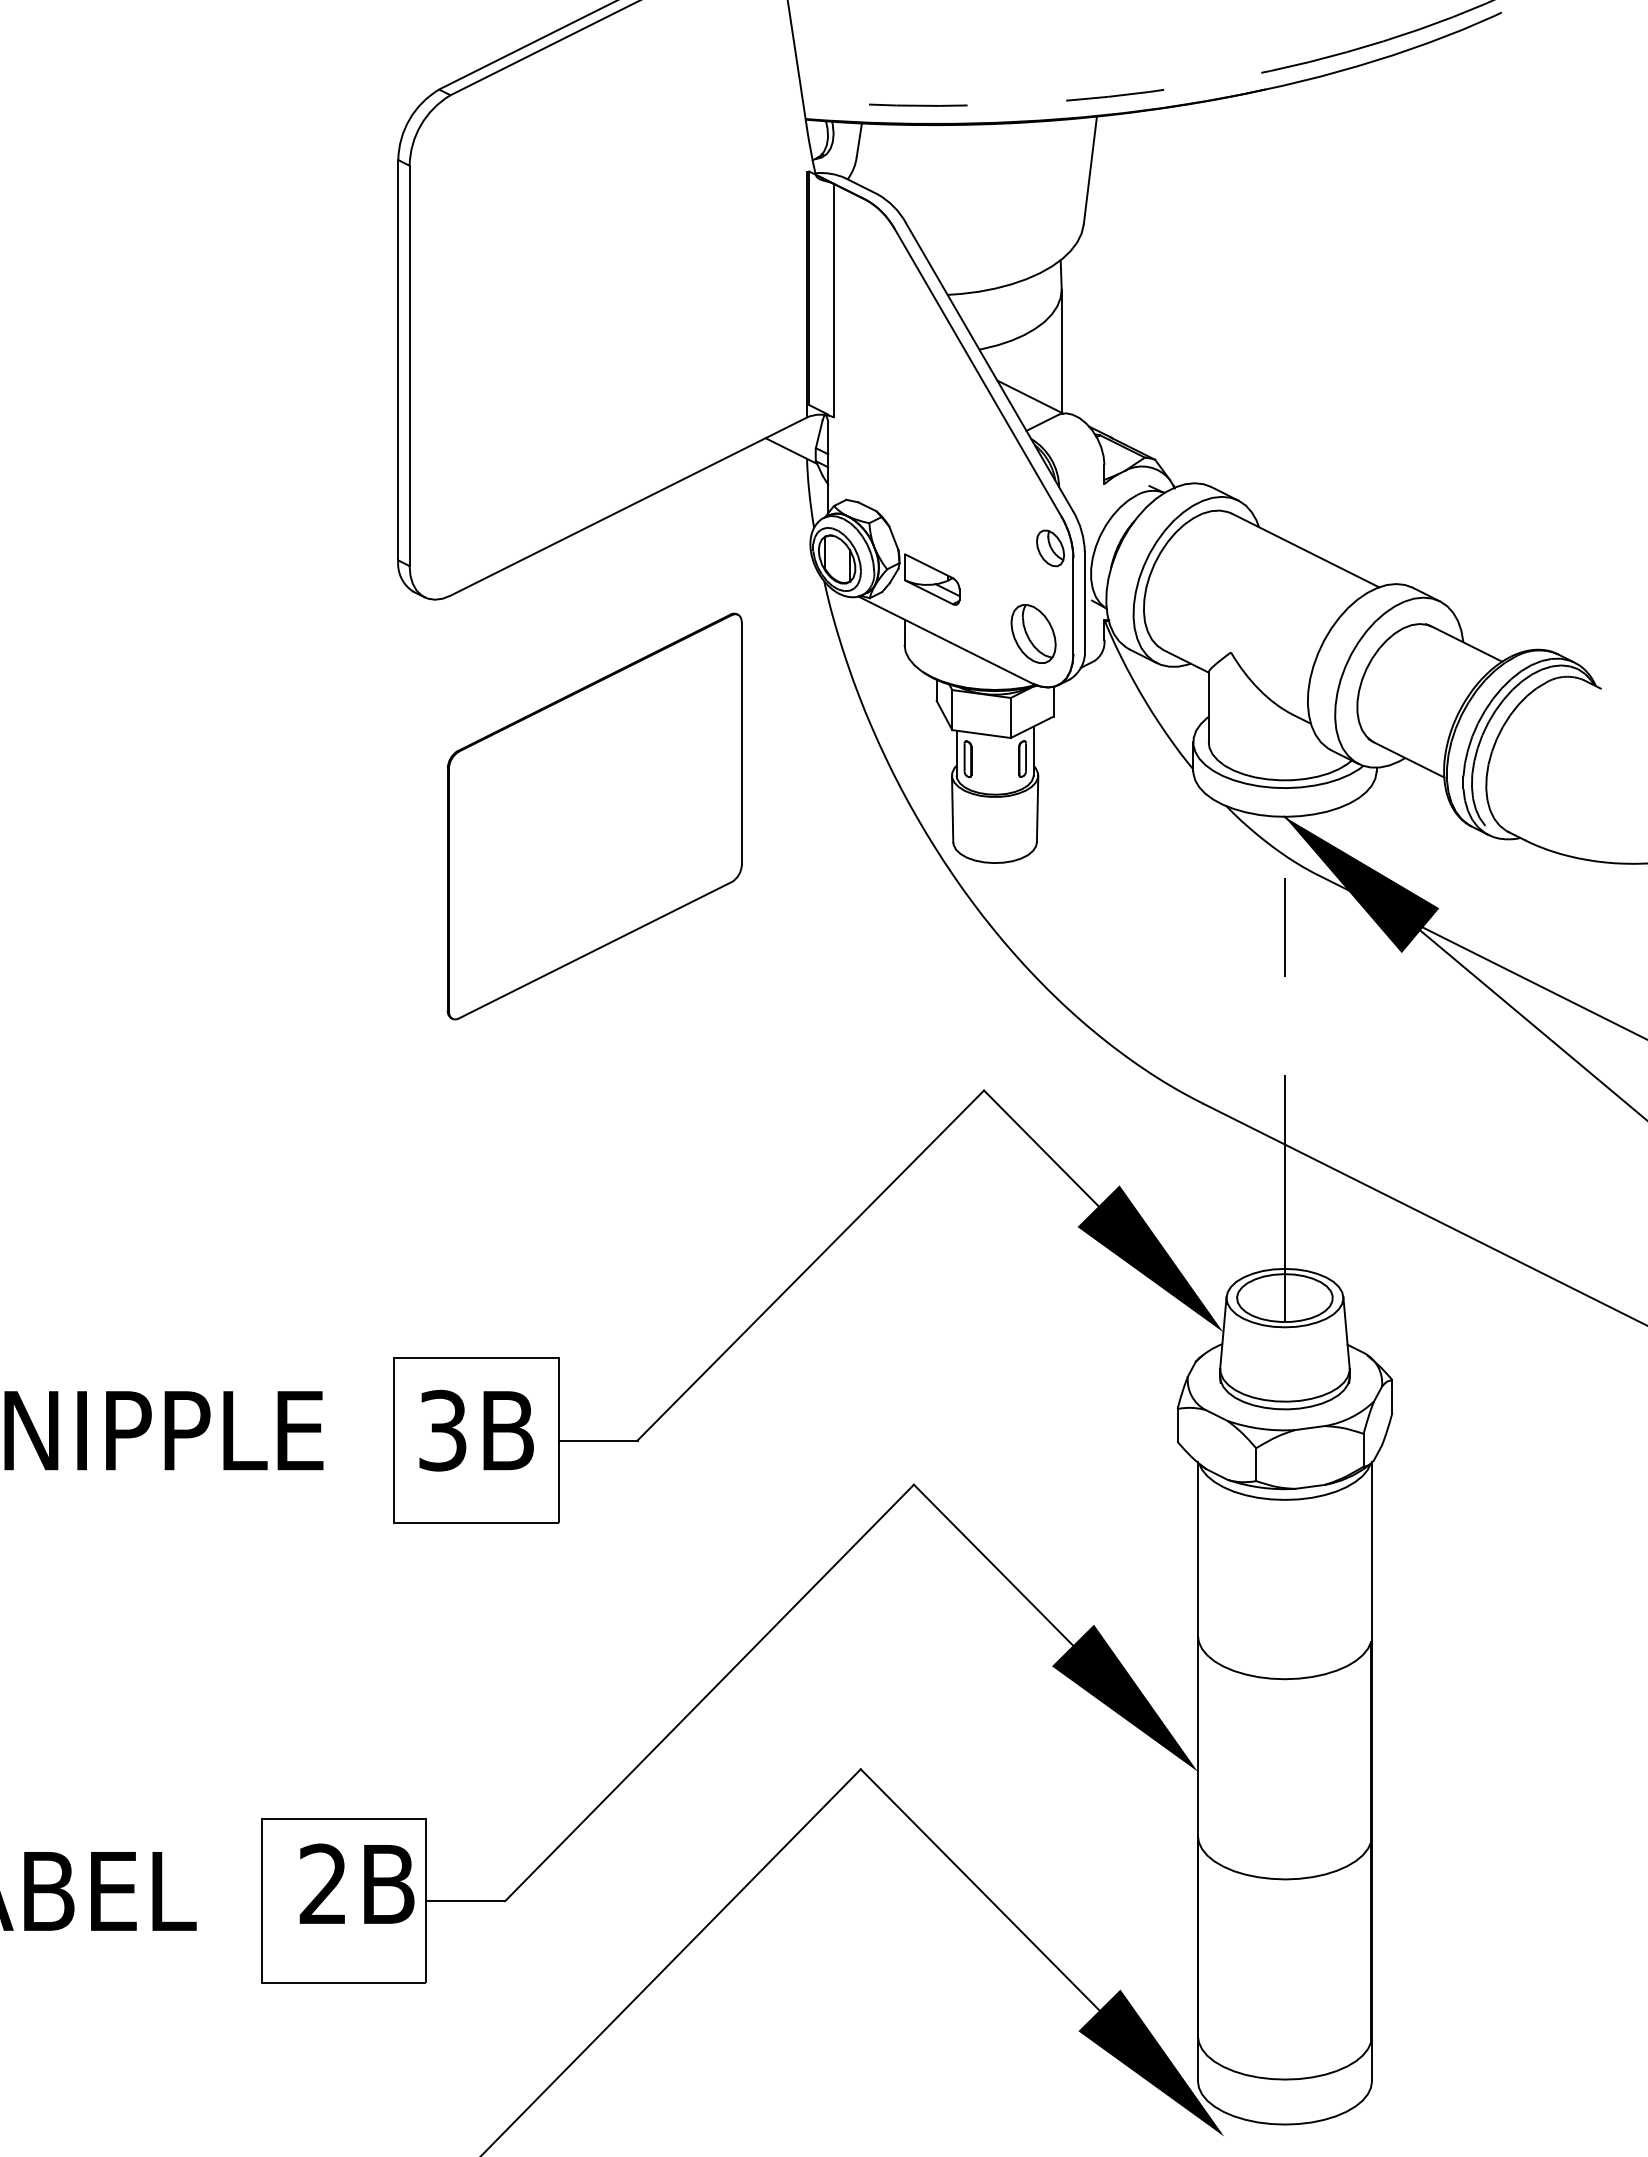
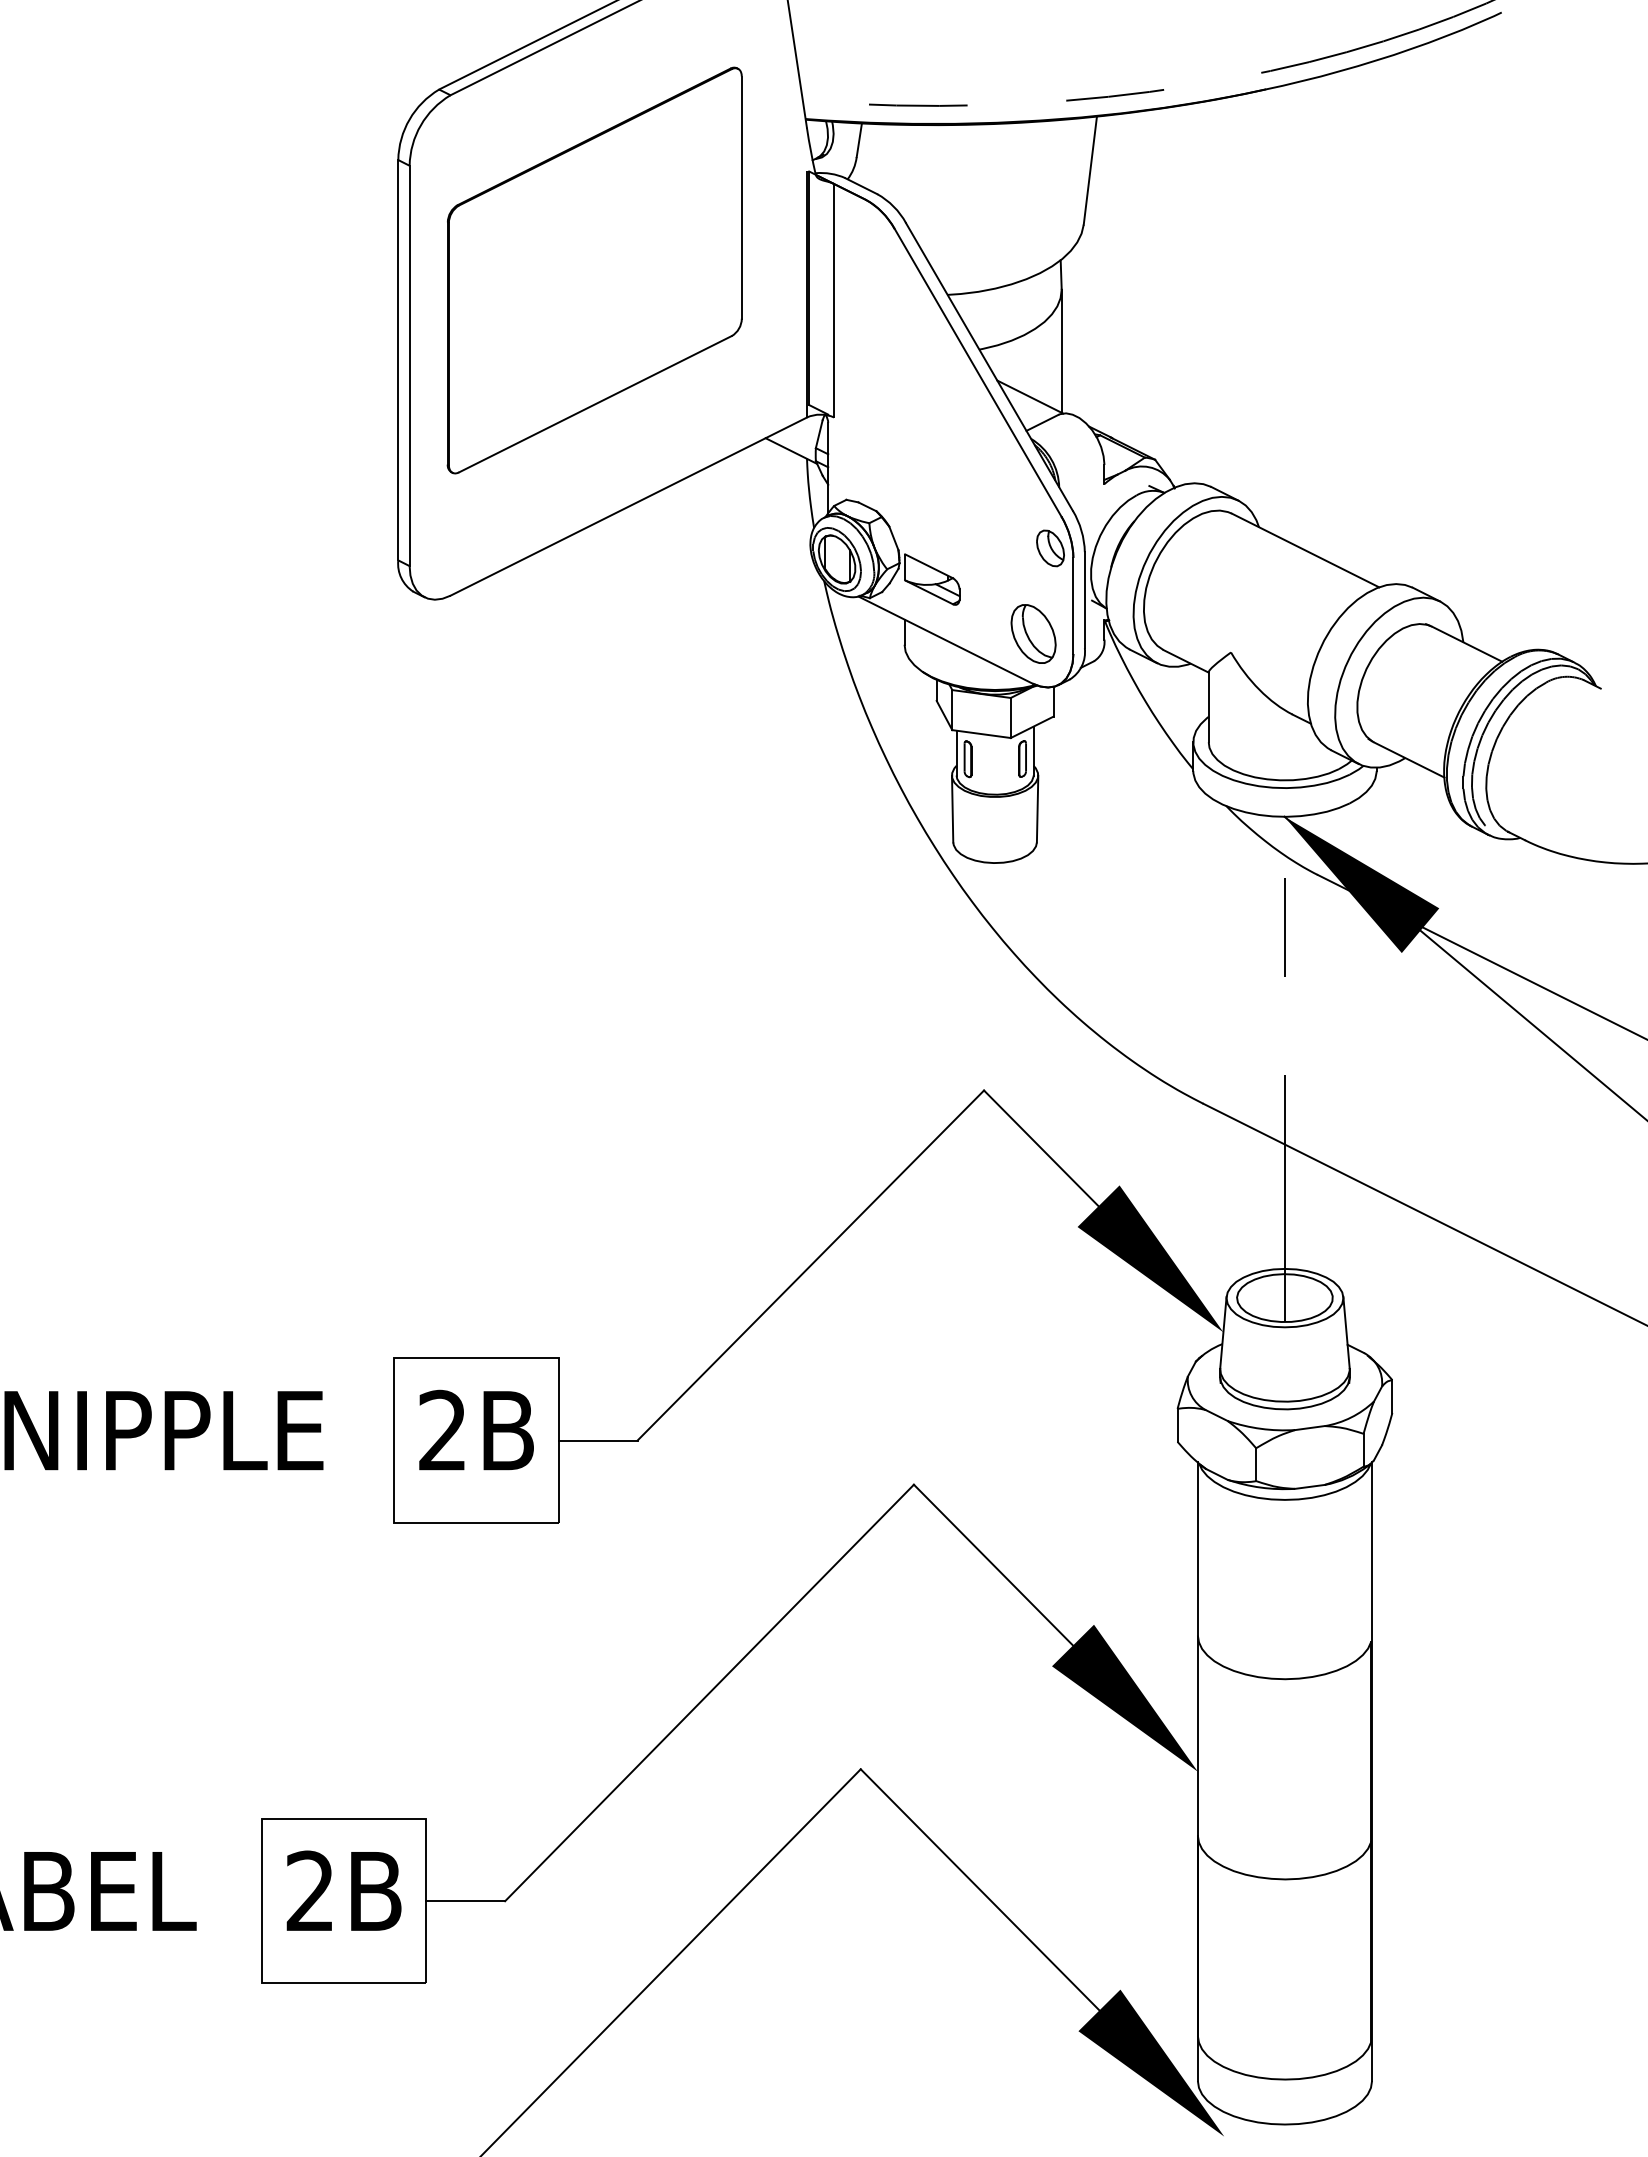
part position: (594, 816) -> (594, 270) (594, 270)
text: 3B -> 2B (442, 1430)
text position: (356, 1883) -> (343, 1890) (343, 1890)
